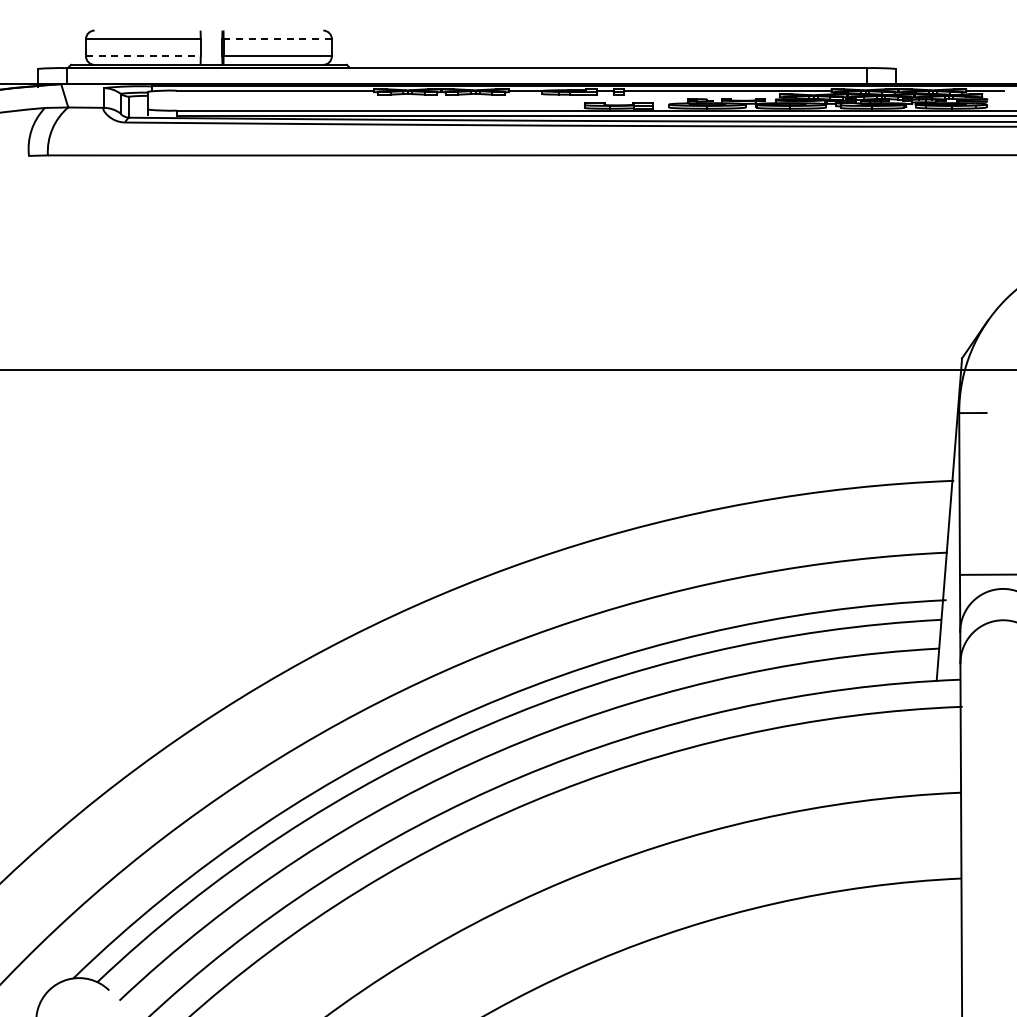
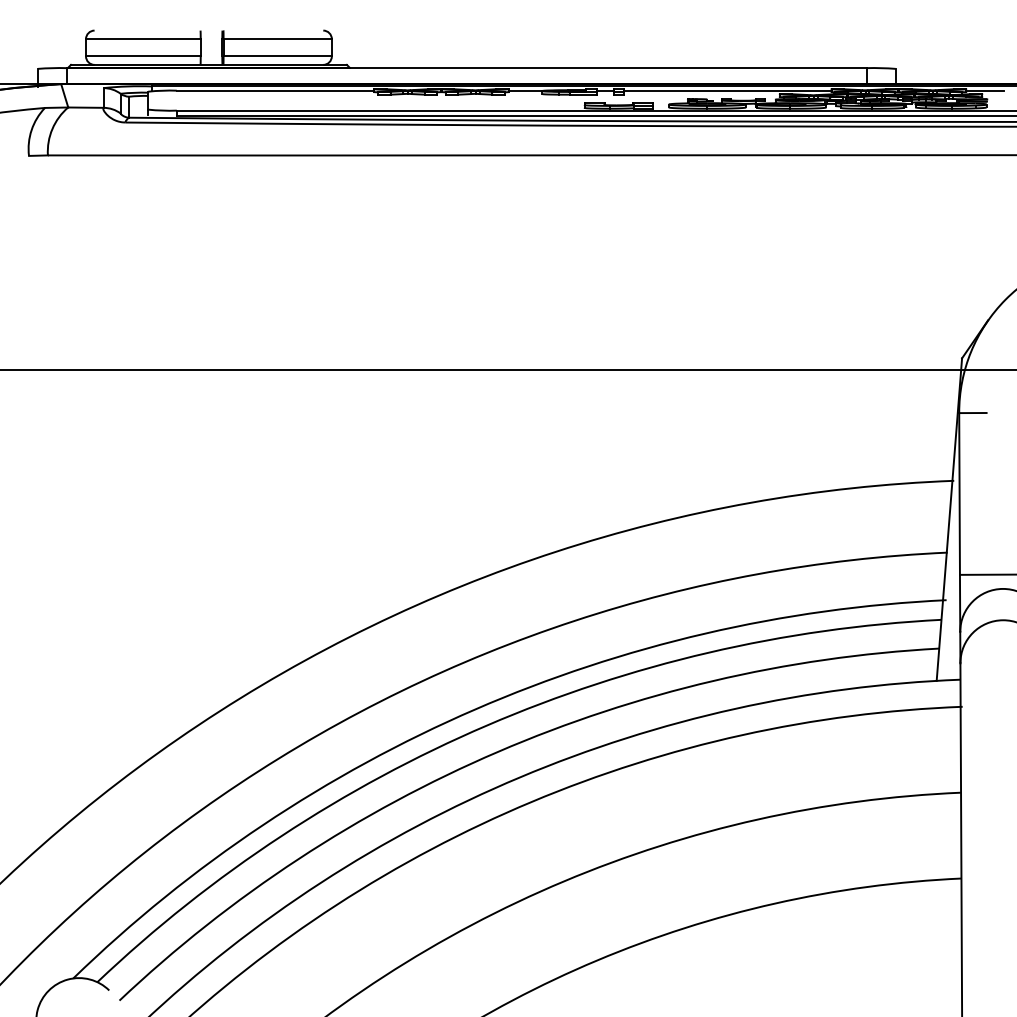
line: dashed -> solid (277, 39)
line: dashed -> solid (143, 56)
